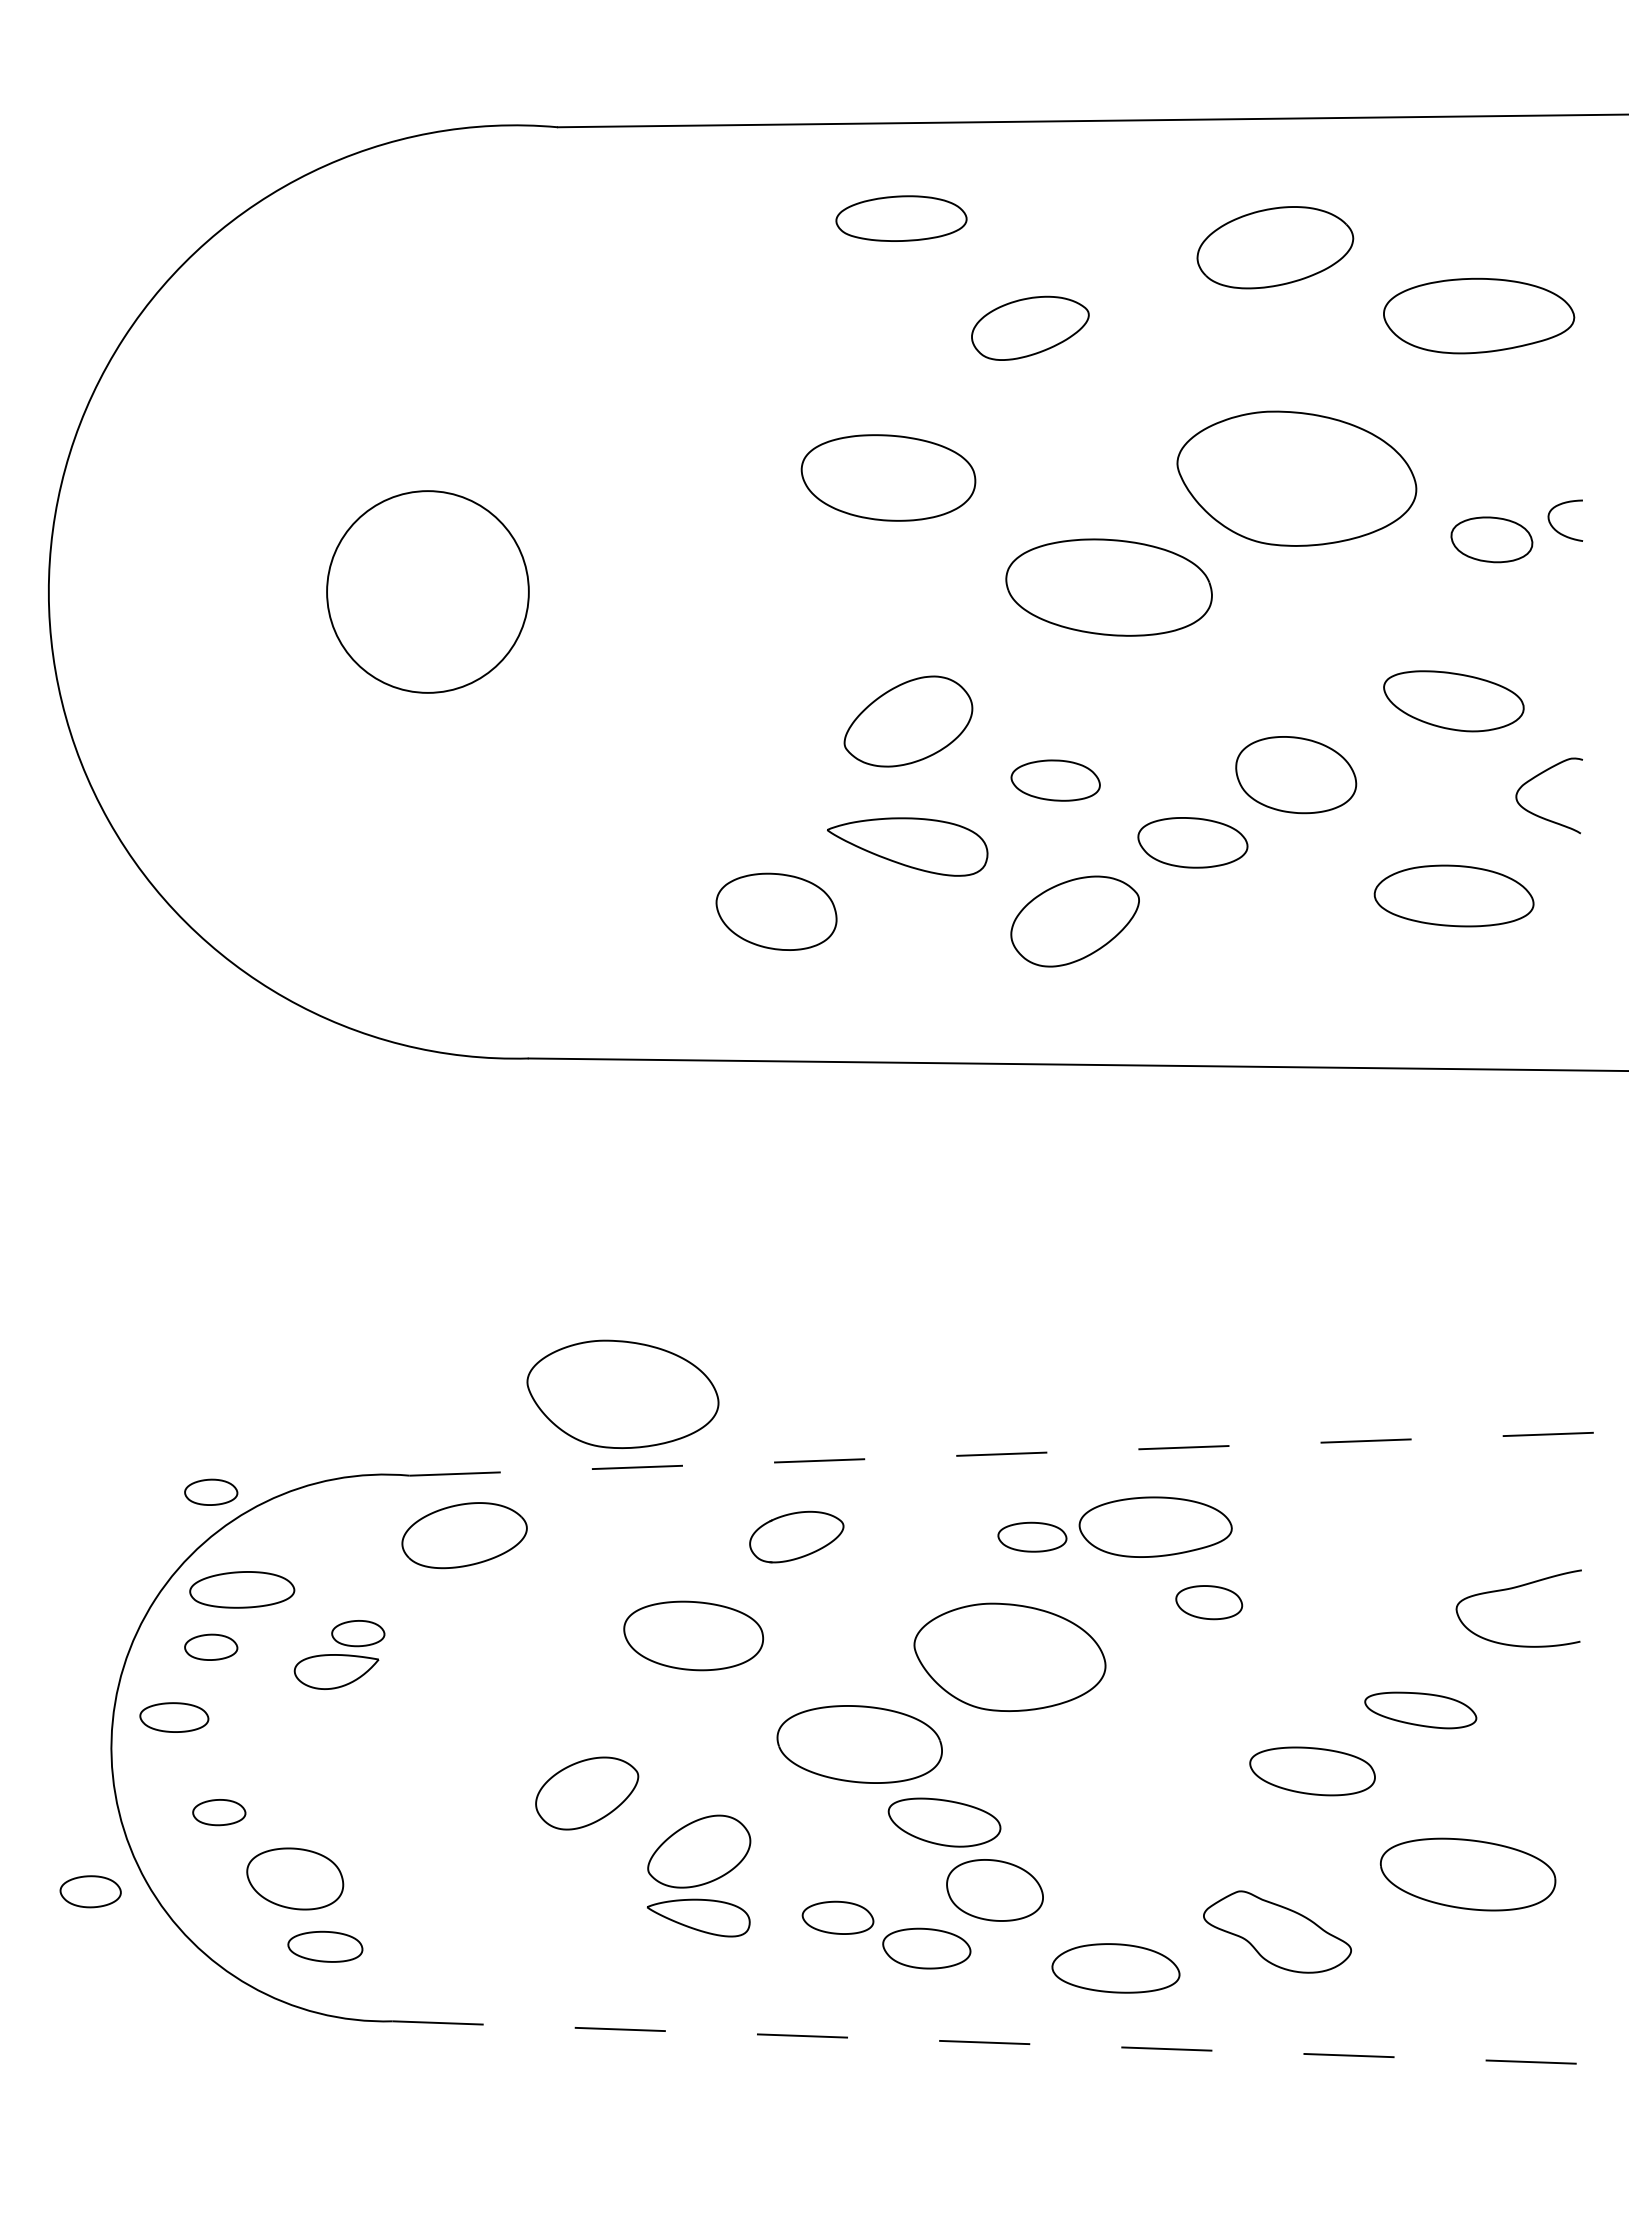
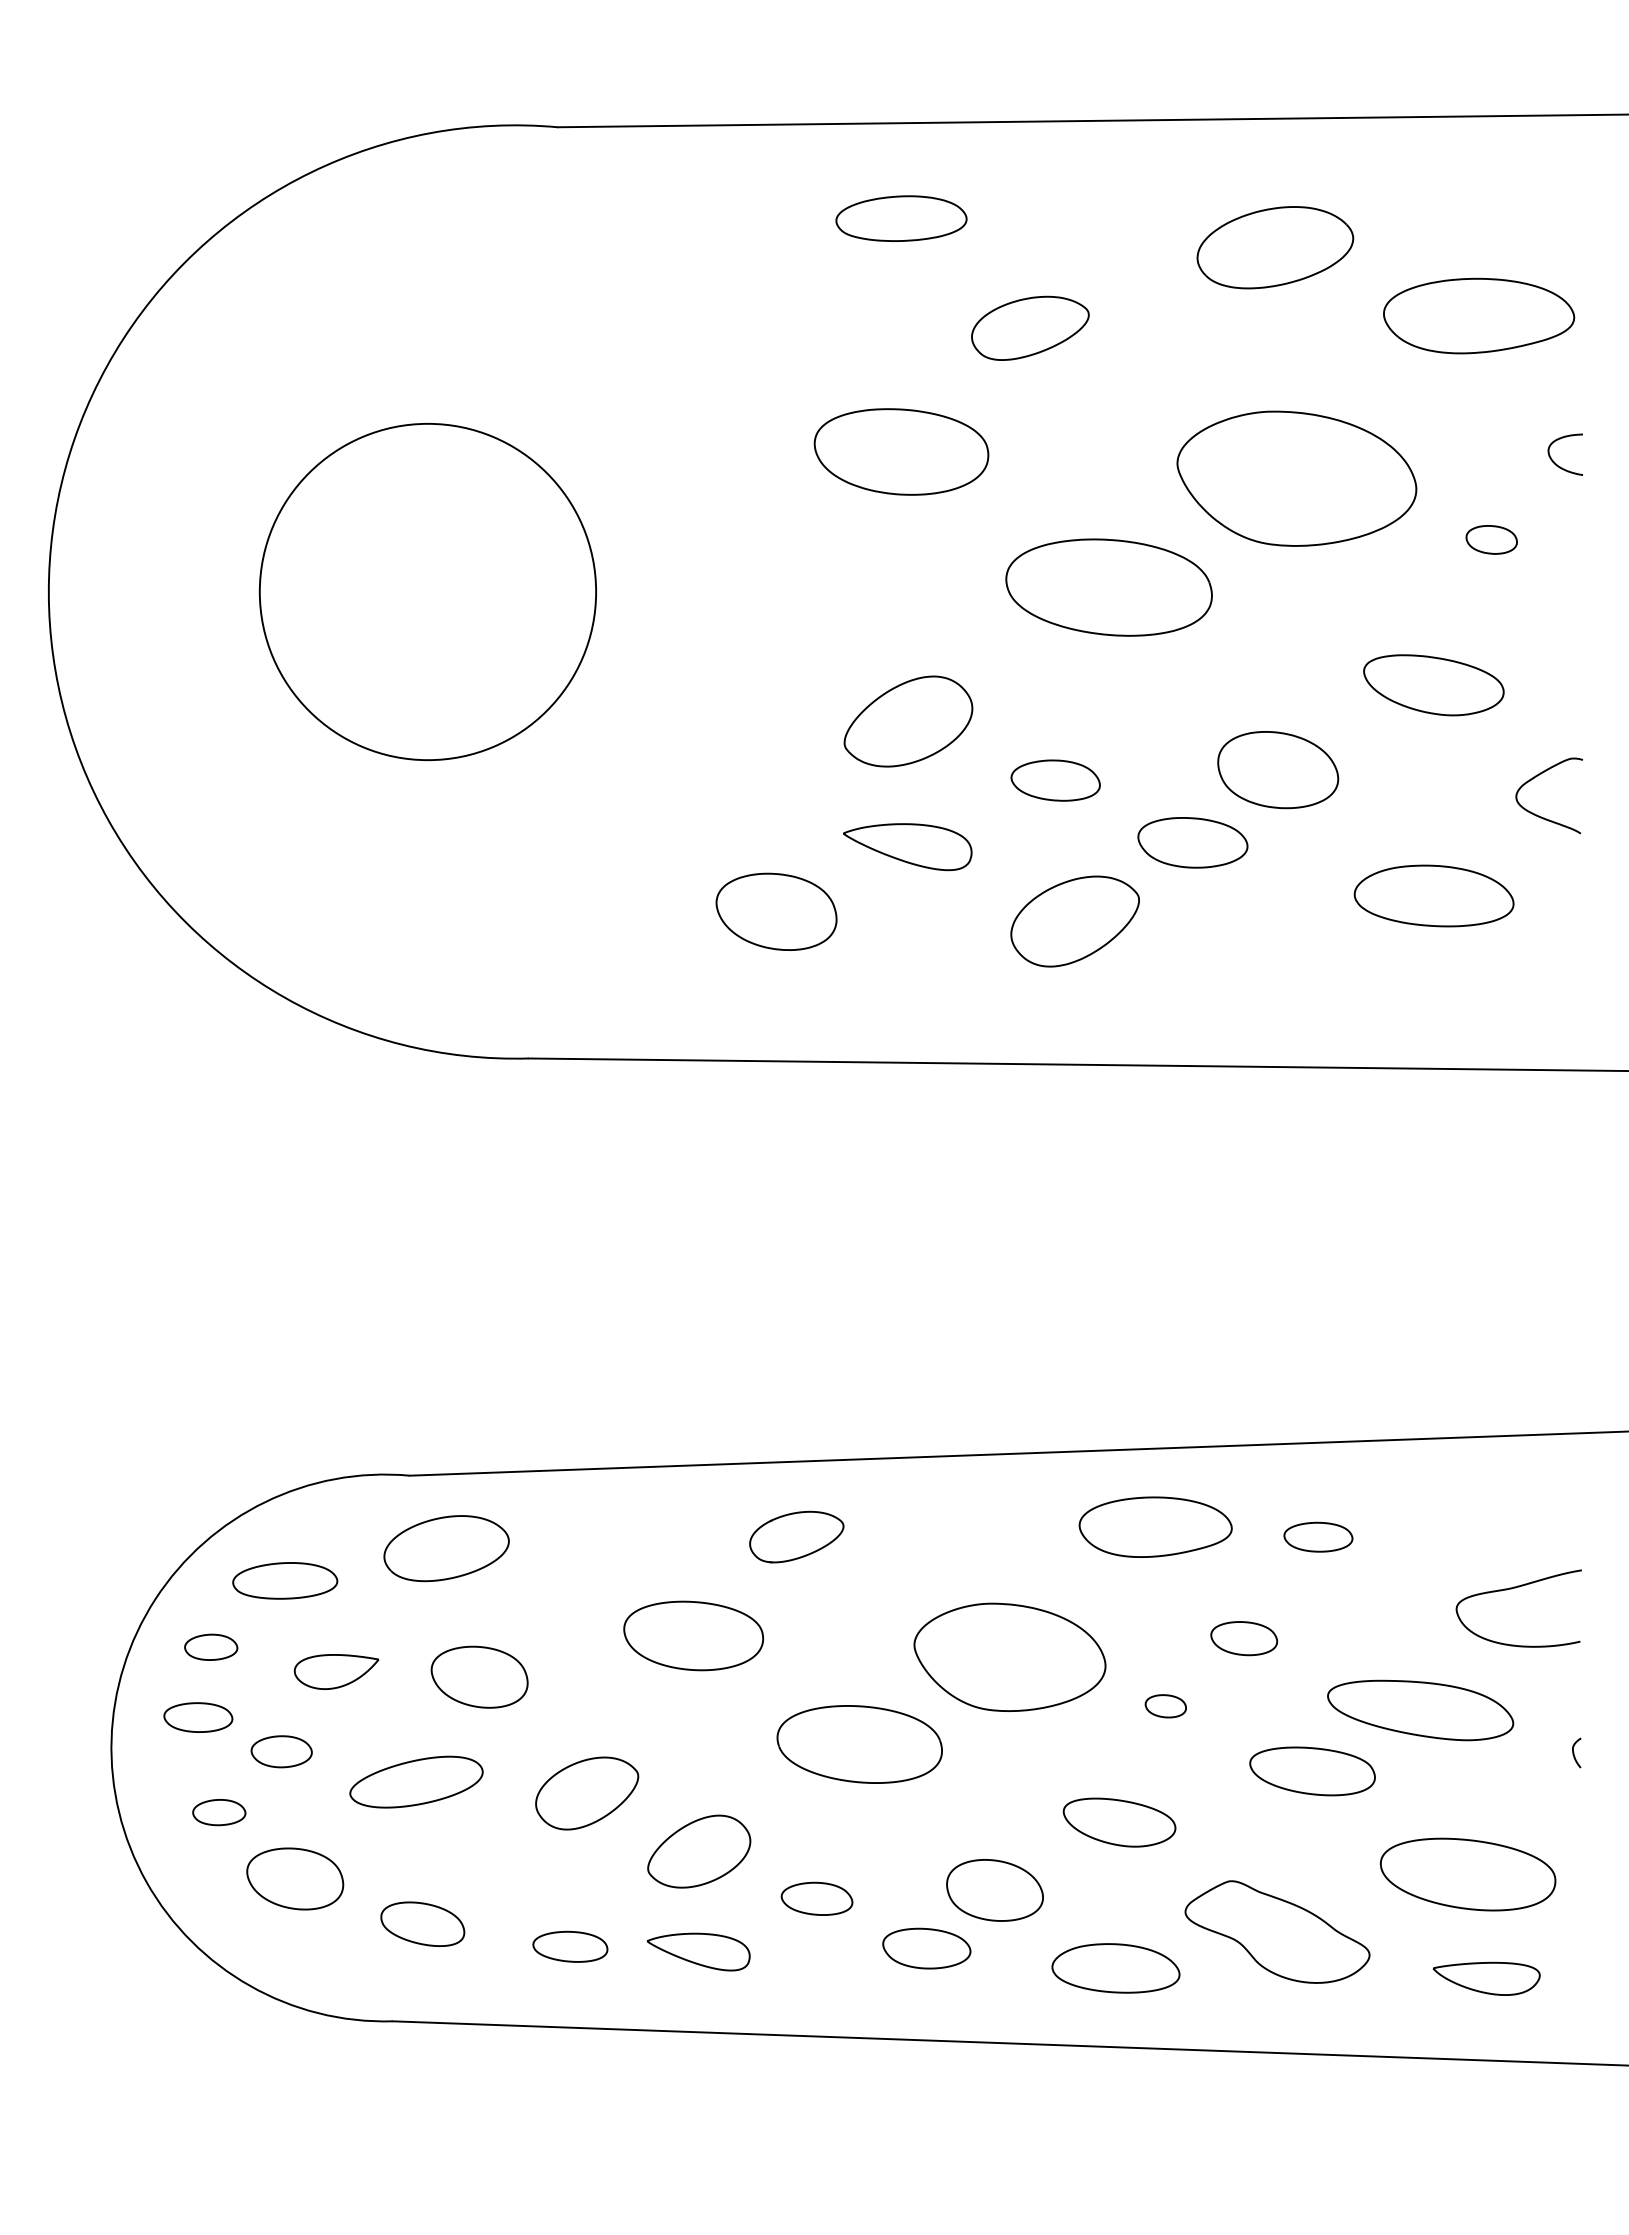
part position: (888, 477) -> (901, 451) (901, 451)
curve position: (1556, 529) -> (1556, 463) (1556, 463)
part size: 84x48 px -> 53x30 px (1491, 539)
circle diameter: 202 px -> 336 px (427, 591)
part position: (1453, 701) -> (1433, 685) (1433, 685)
part position: (1296, 775) -> (1278, 770) (1278, 770)
part size: 162x60 px -> 130x49 px (907, 847)
part position: (1453, 895) -> (1433, 895) (1433, 895)
part: present -> none (622, 1393)
line: dashed -> solid (1019, 1453)
part: present -> none (211, 1491)
part position: (464, 1535) -> (446, 1548) (446, 1548)
part position: (1032, 1536) -> (1318, 1536) (1318, 1536)
part position: (242, 1589) -> (285, 1580) (285, 1580)
part position: (1209, 1602) -> (1244, 1638) (1244, 1638)
part: present -> none (358, 1633)
part: none -> present (479, 1676)
part: none -> present (1165, 1706)
part size: 114x39 px -> 188x63 px (1420, 1710)
part position: (174, 1717) -> (198, 1717) (198, 1717)
curve: none -> present (1574, 1752)
part: none -> present (416, 1781)
part position: (944, 1822) -> (1119, 1822) (1119, 1822)
part position: (90, 1891) -> (281, 1751) (281, 1751)
part position: (698, 1917) -> (698, 1951) (698, 1951)
part position: (837, 1917) -> (816, 1898) (816, 1898)
part: none -> present (422, 1923)
part size: 149x84 px -> 187x104 px (1277, 1931)
part position: (325, 1946) -> (570, 1946) (570, 1946)
part: none -> present (1486, 1978)
line: dashed -> solid (1011, 2043)
